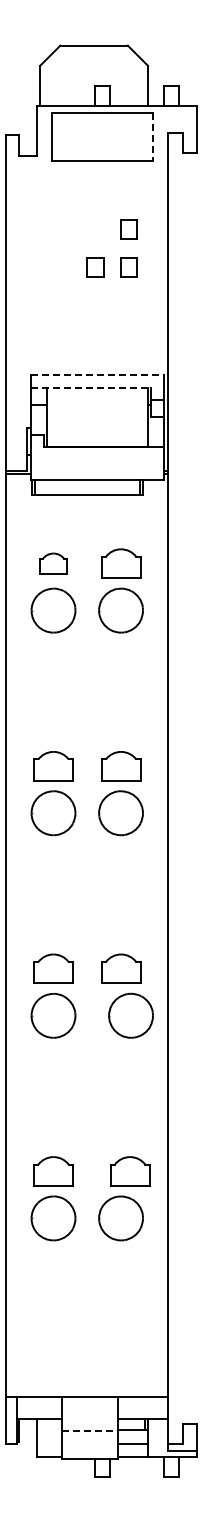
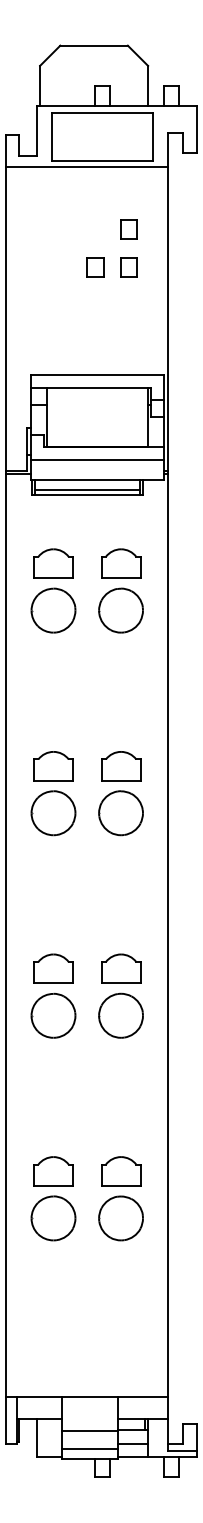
line: dashed -> solid (152, 136)
line: none -> present (87, 167)
line: dashed -> solid (97, 375)
line: dashed -> solid (91, 388)
line: none -> present (97, 460)
line: none -> present (87, 489)
part size: 29x23 px -> 41x31 px (53, 563)
part position: (130, 1015) -> (120, 1015) (120, 1015)
part position: (130, 1171) -> (121, 1171) (121, 1171)
line: dashed -> solid (90, 1431)
line: none -> present (89, 1449)
